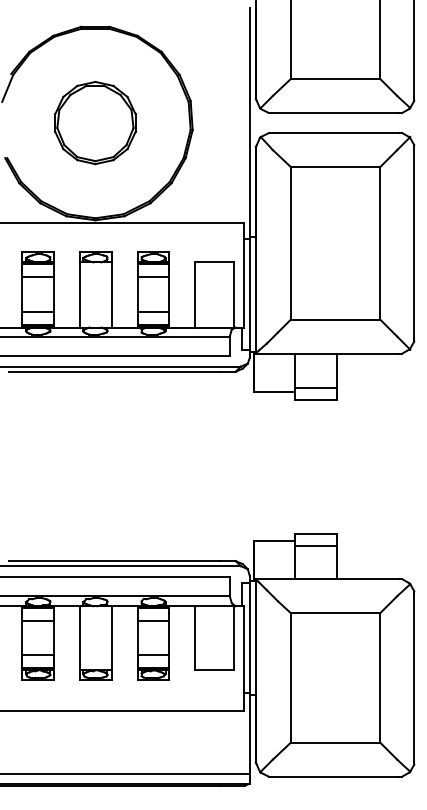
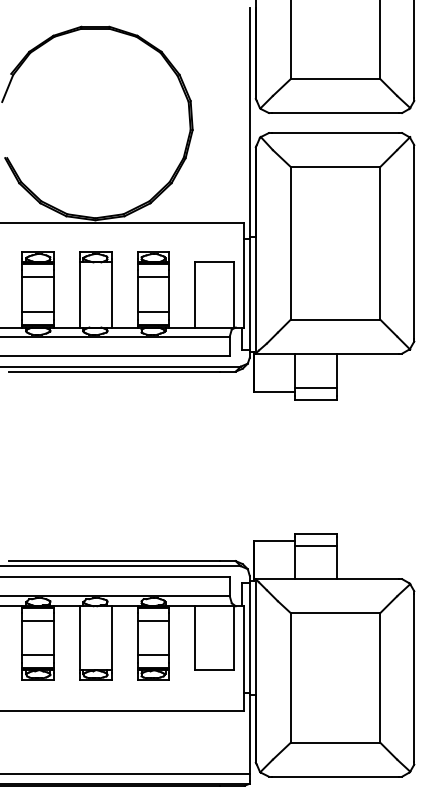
part: present -> none (95, 122)
